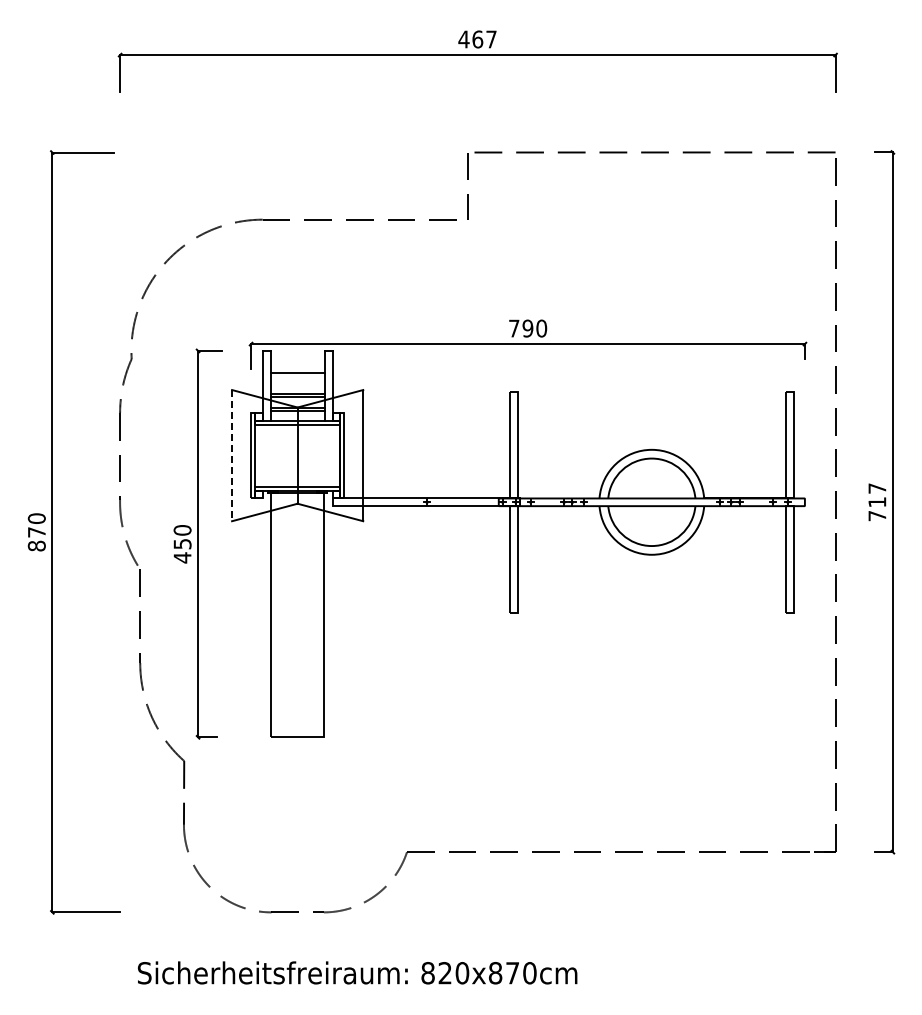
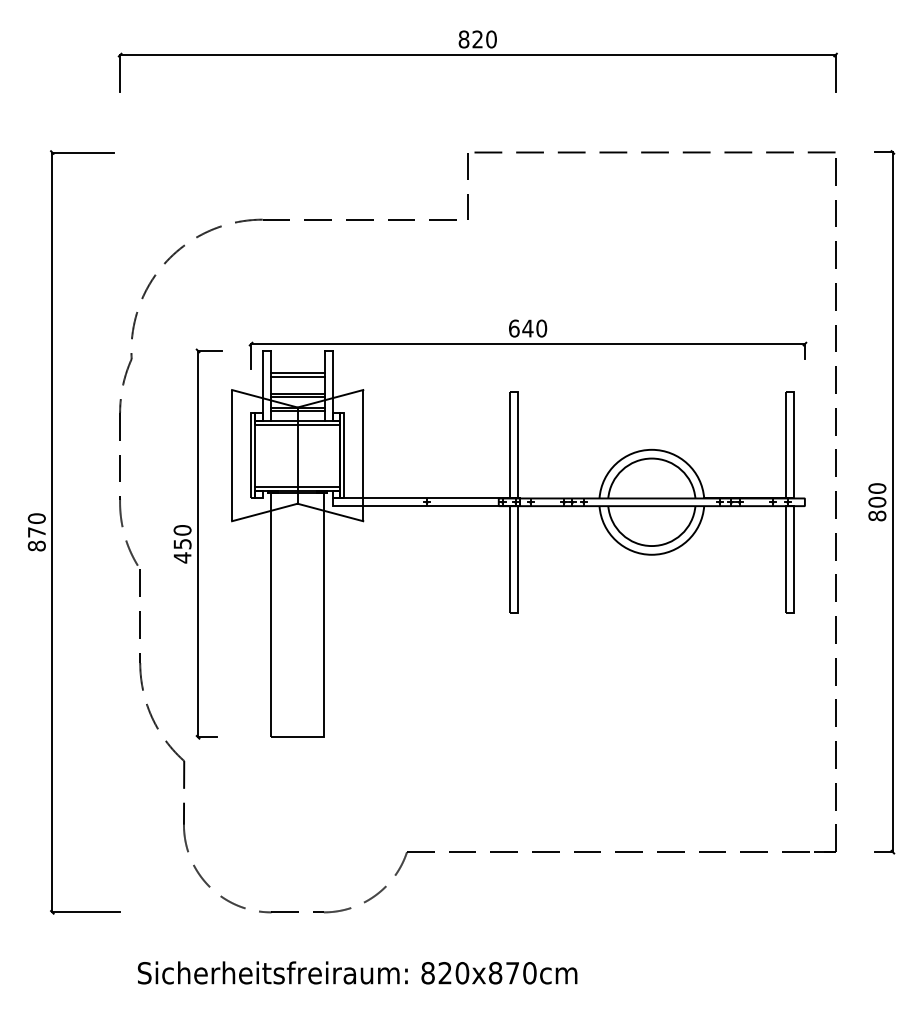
text: 467 -> 820 (477, 39)
text: 790 -> 640 (521, 328)
line: none -> present (297, 377)
line: dashed -> solid (232, 455)
text: 717 -> 800 (877, 502)
